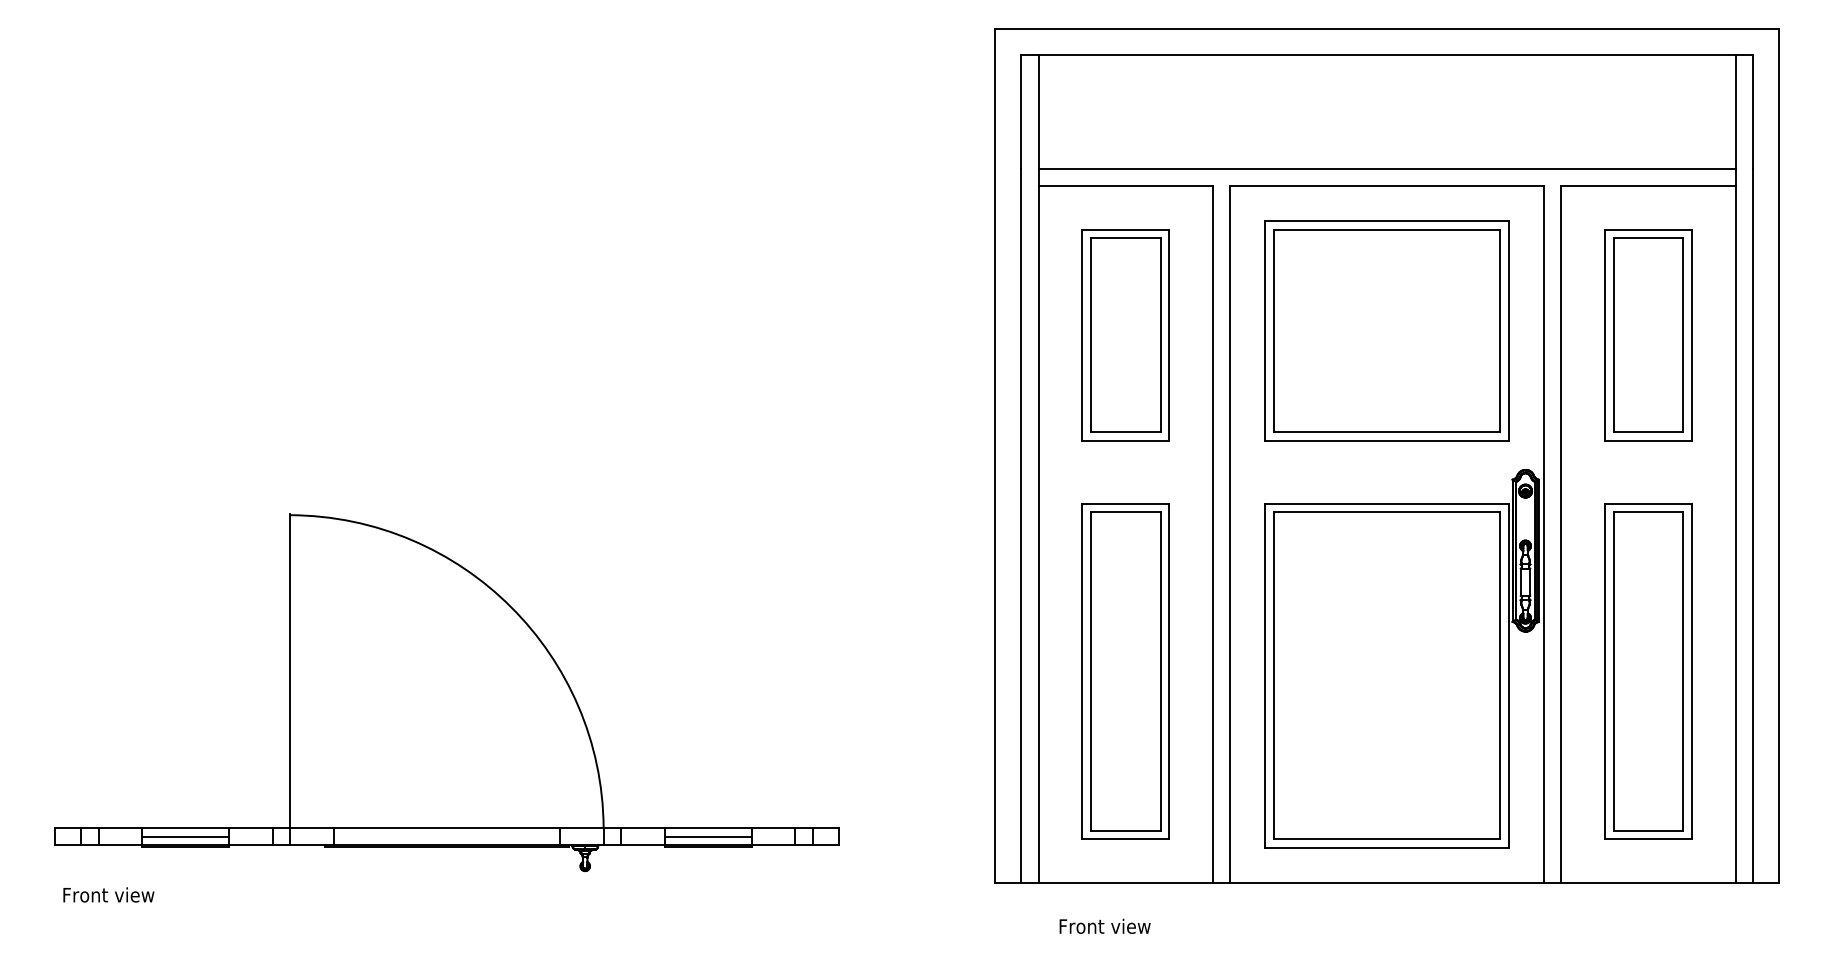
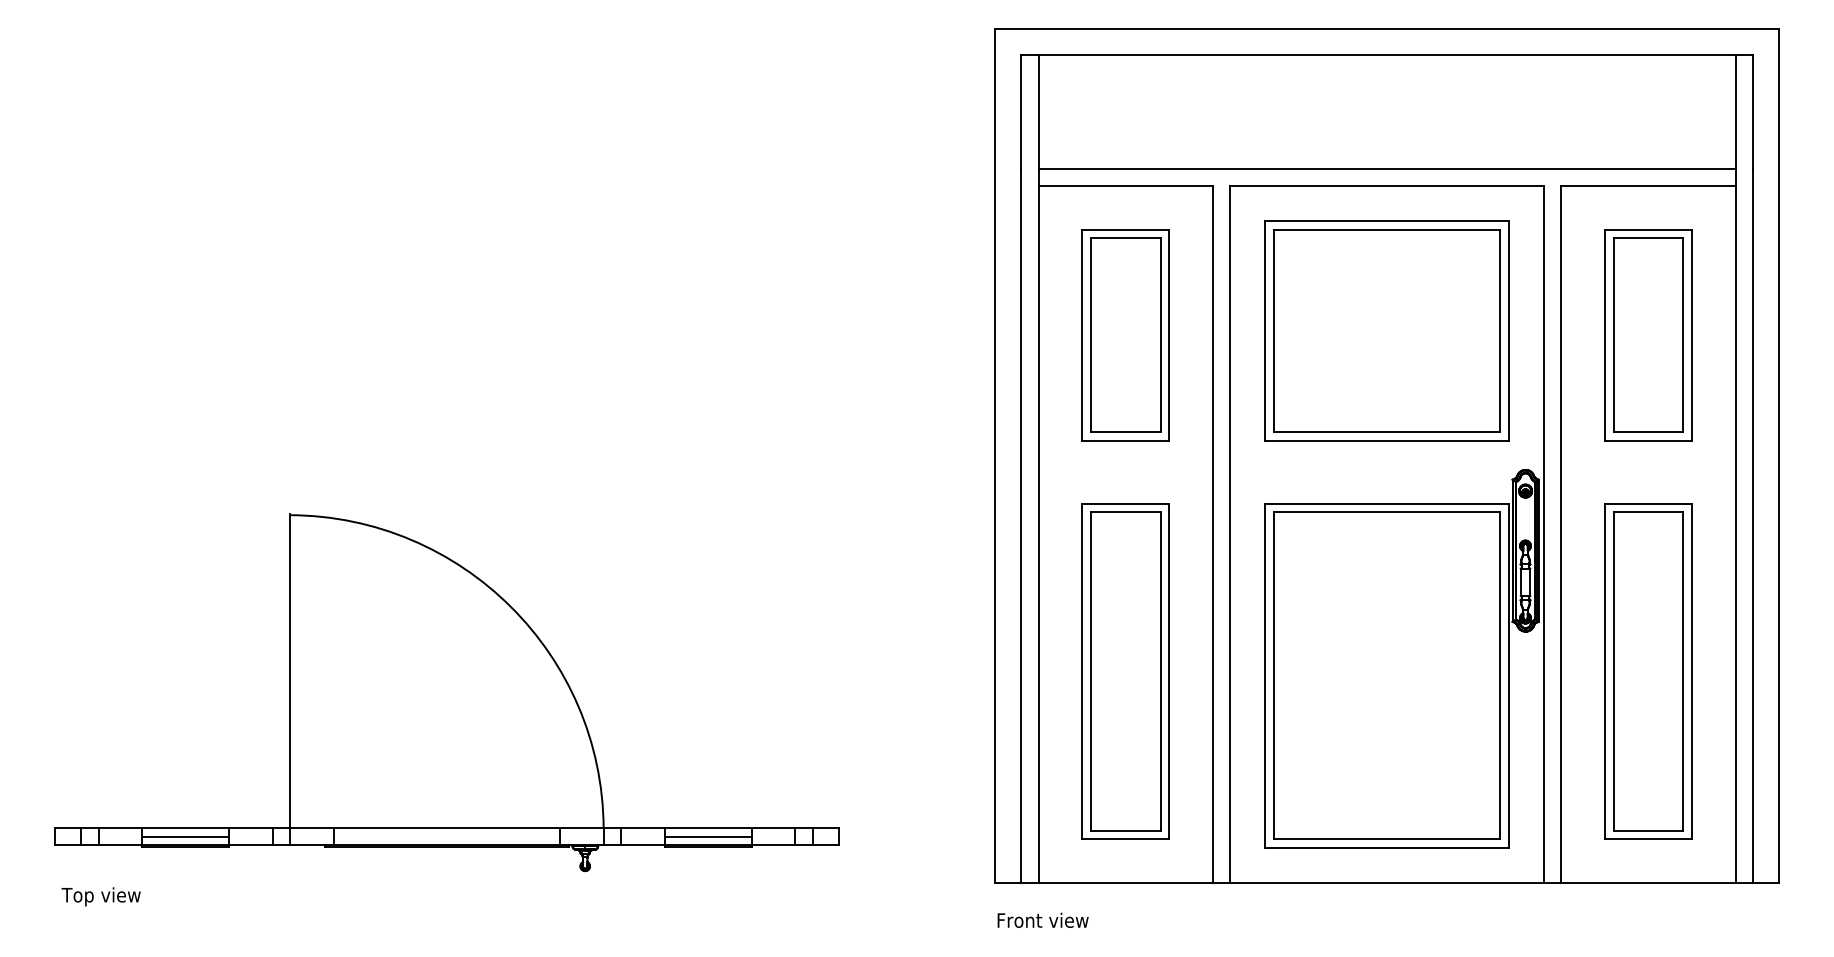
text: Front view -> Top view (107, 896)
text position: (1104, 925) -> (1042, 919) (1042, 919)
